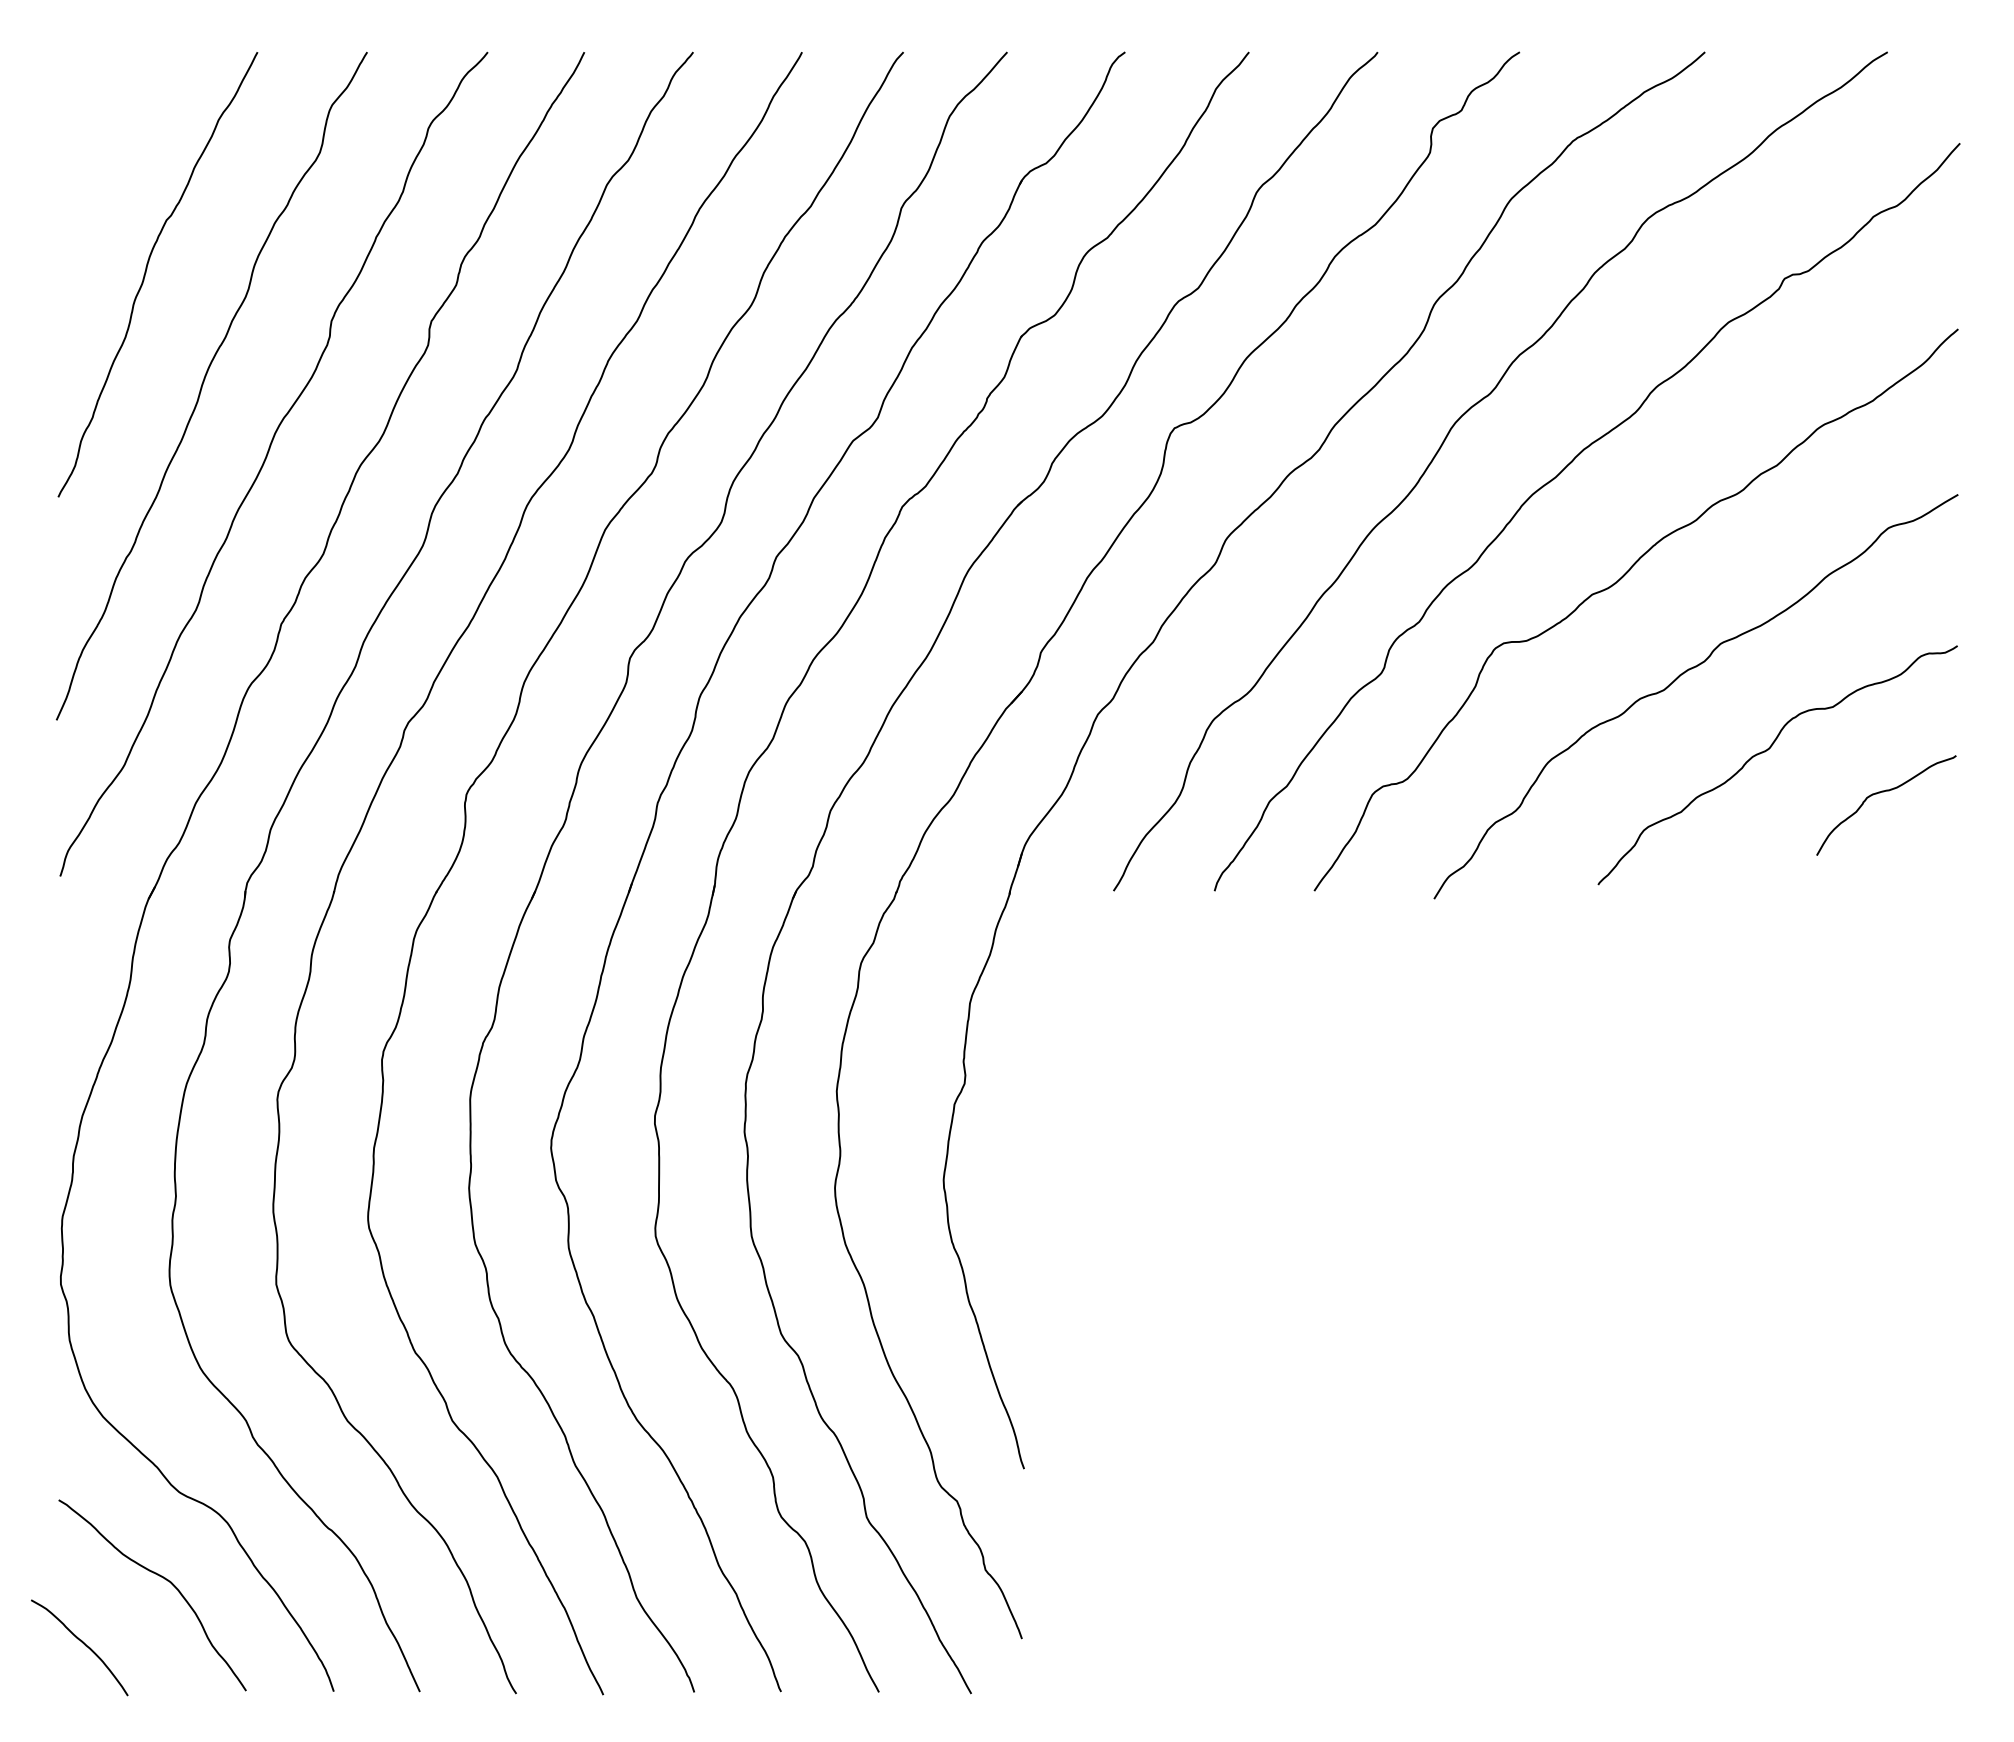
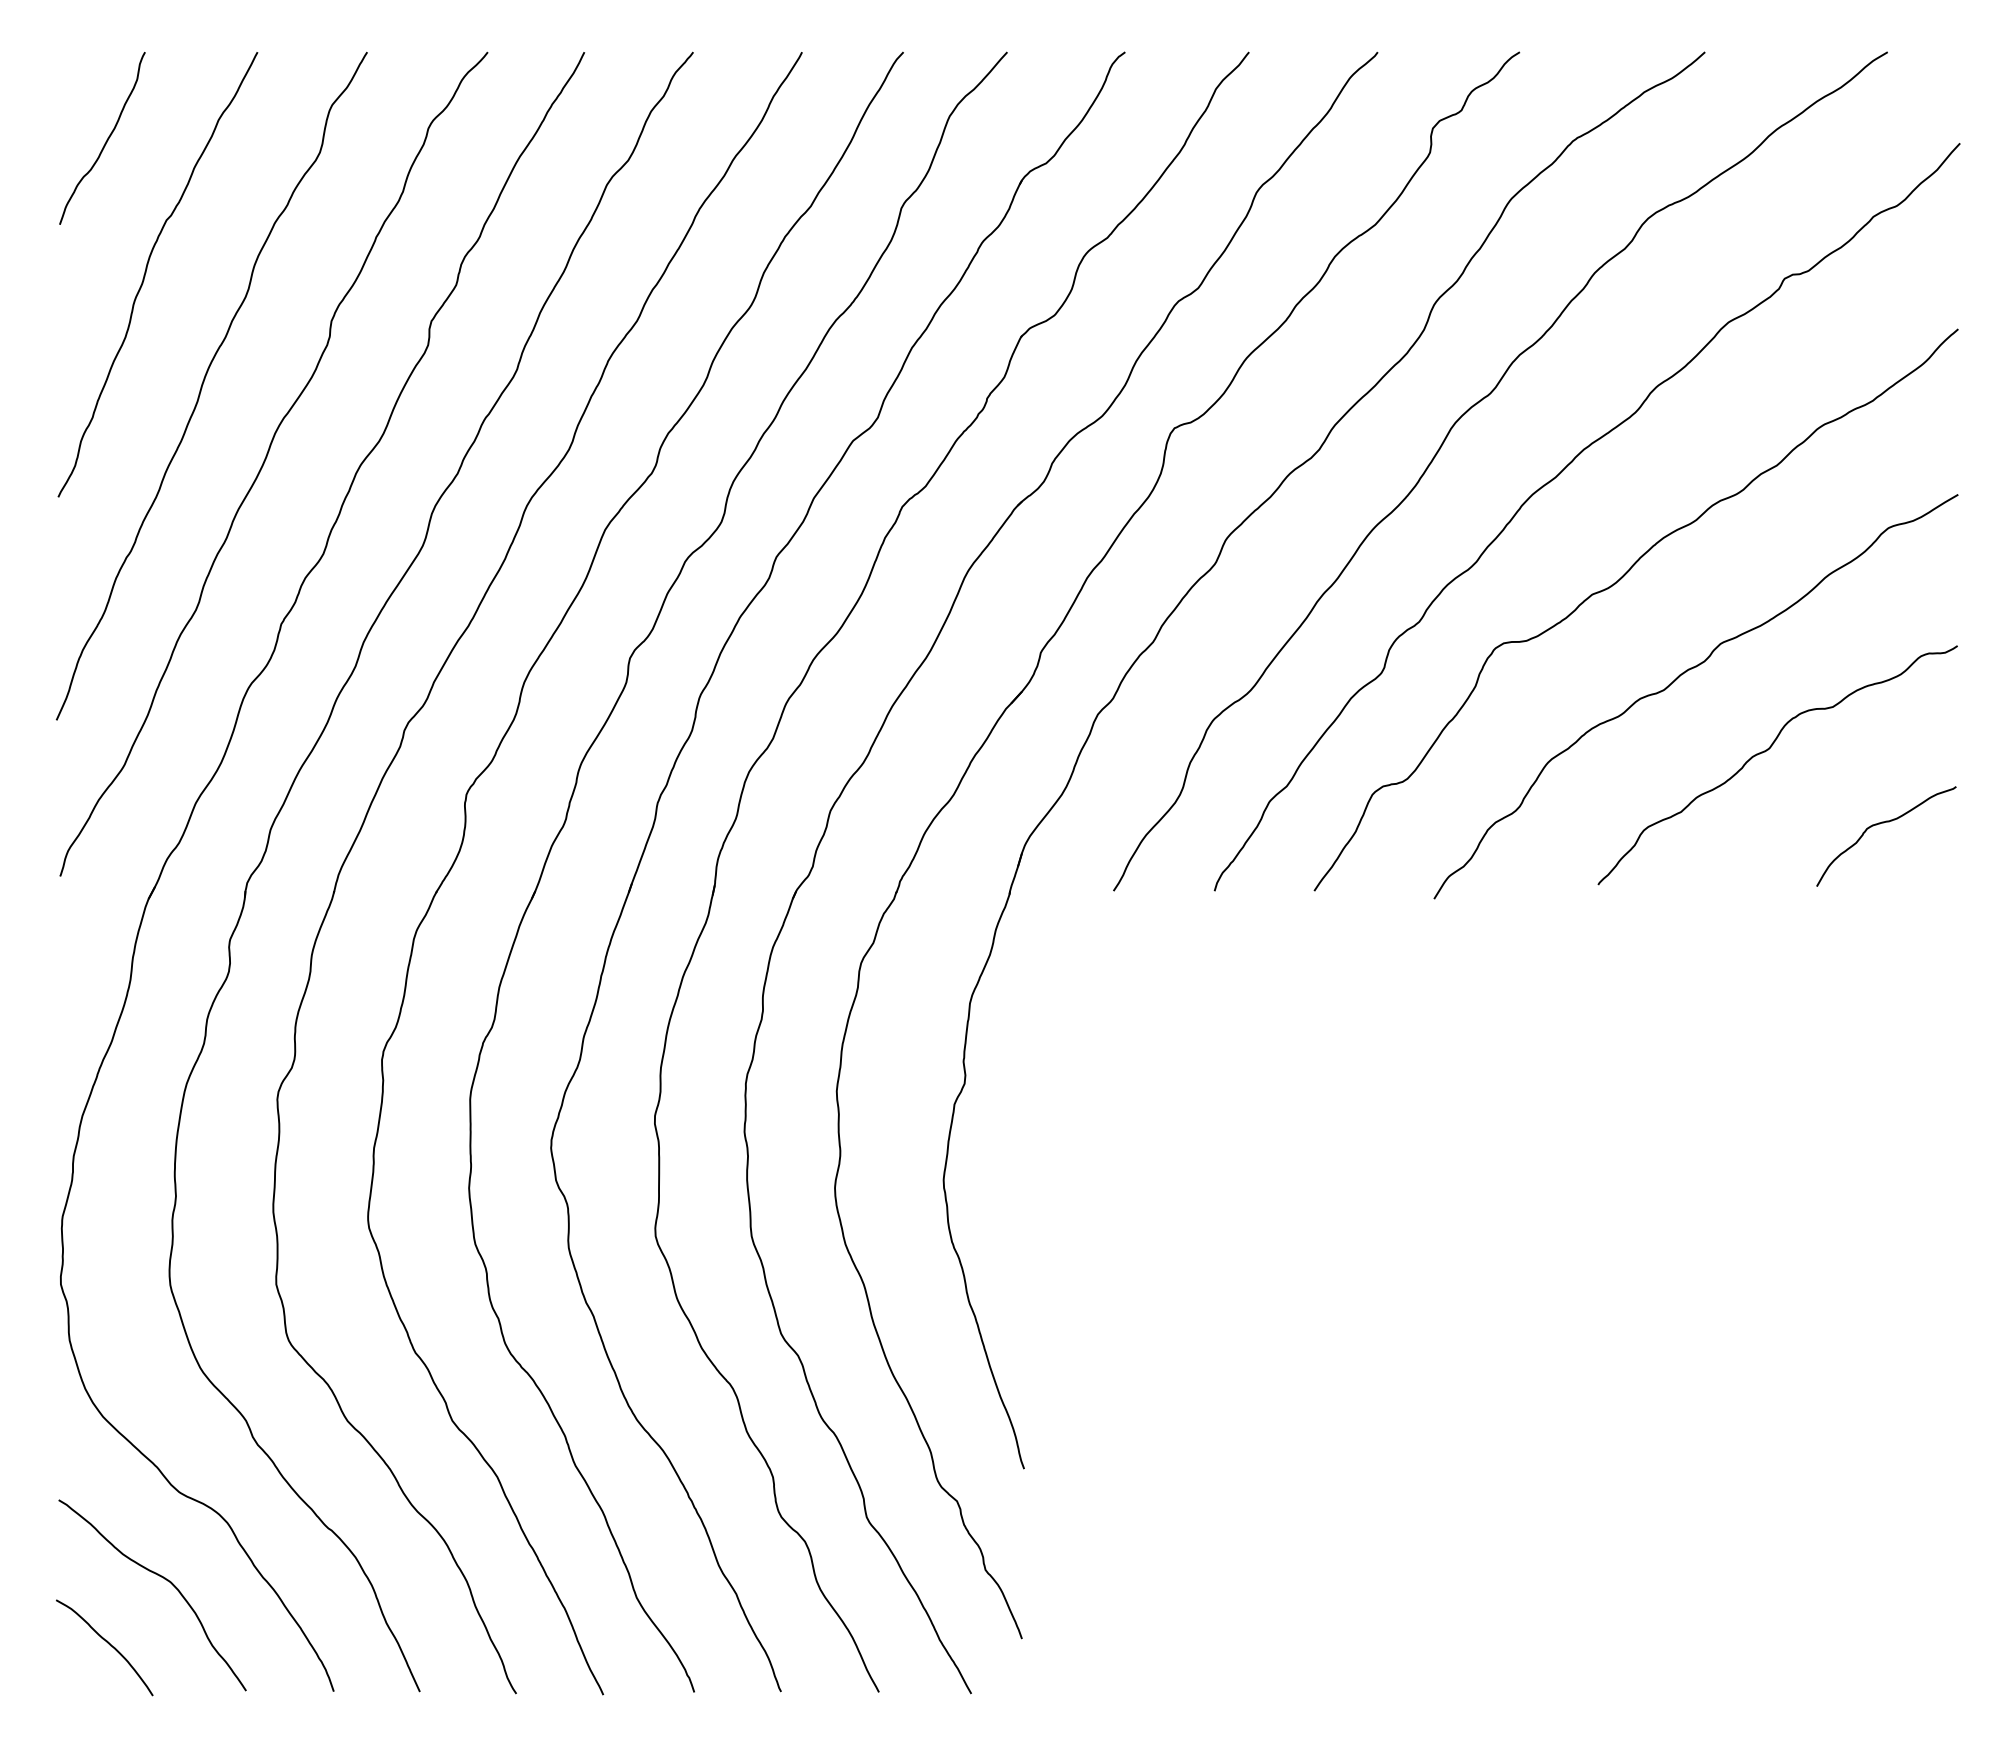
curve: none -> present (106, 139)
curve position: (1883, 792) -> (1883, 823) (1883, 823)
curve position: (82, 1643) -> (107, 1643) (107, 1643)
